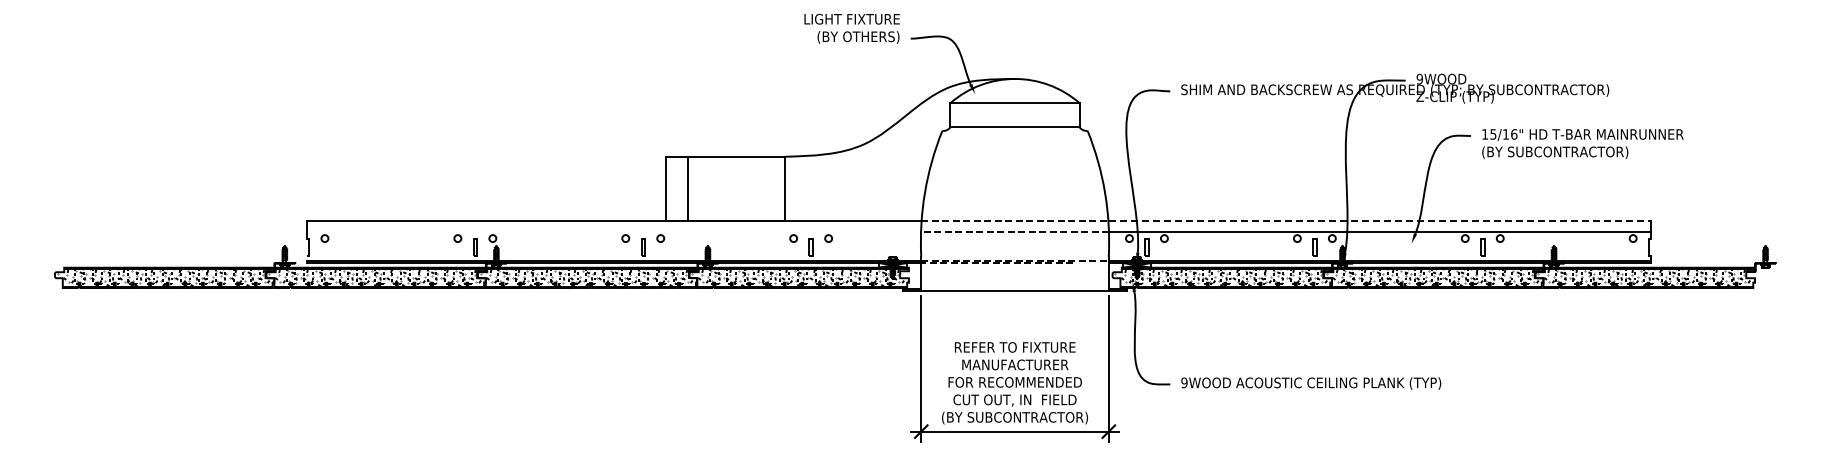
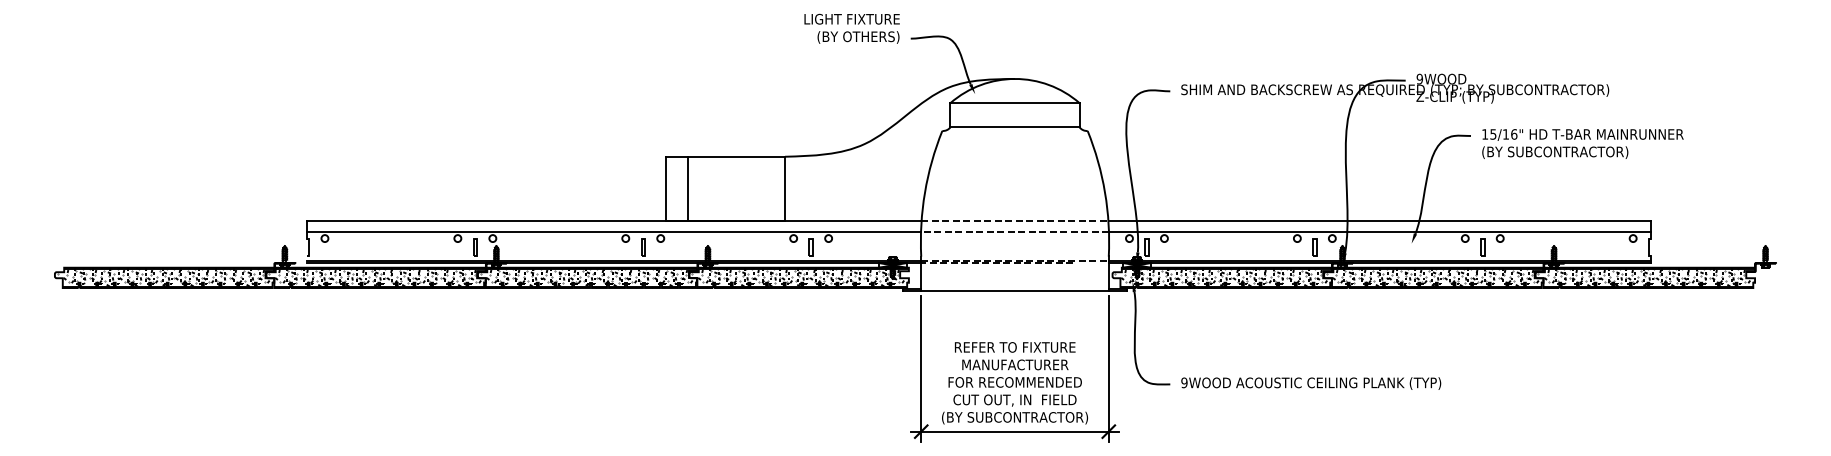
line: dashed -> solid (1379, 221)
line: none -> present (613, 232)
